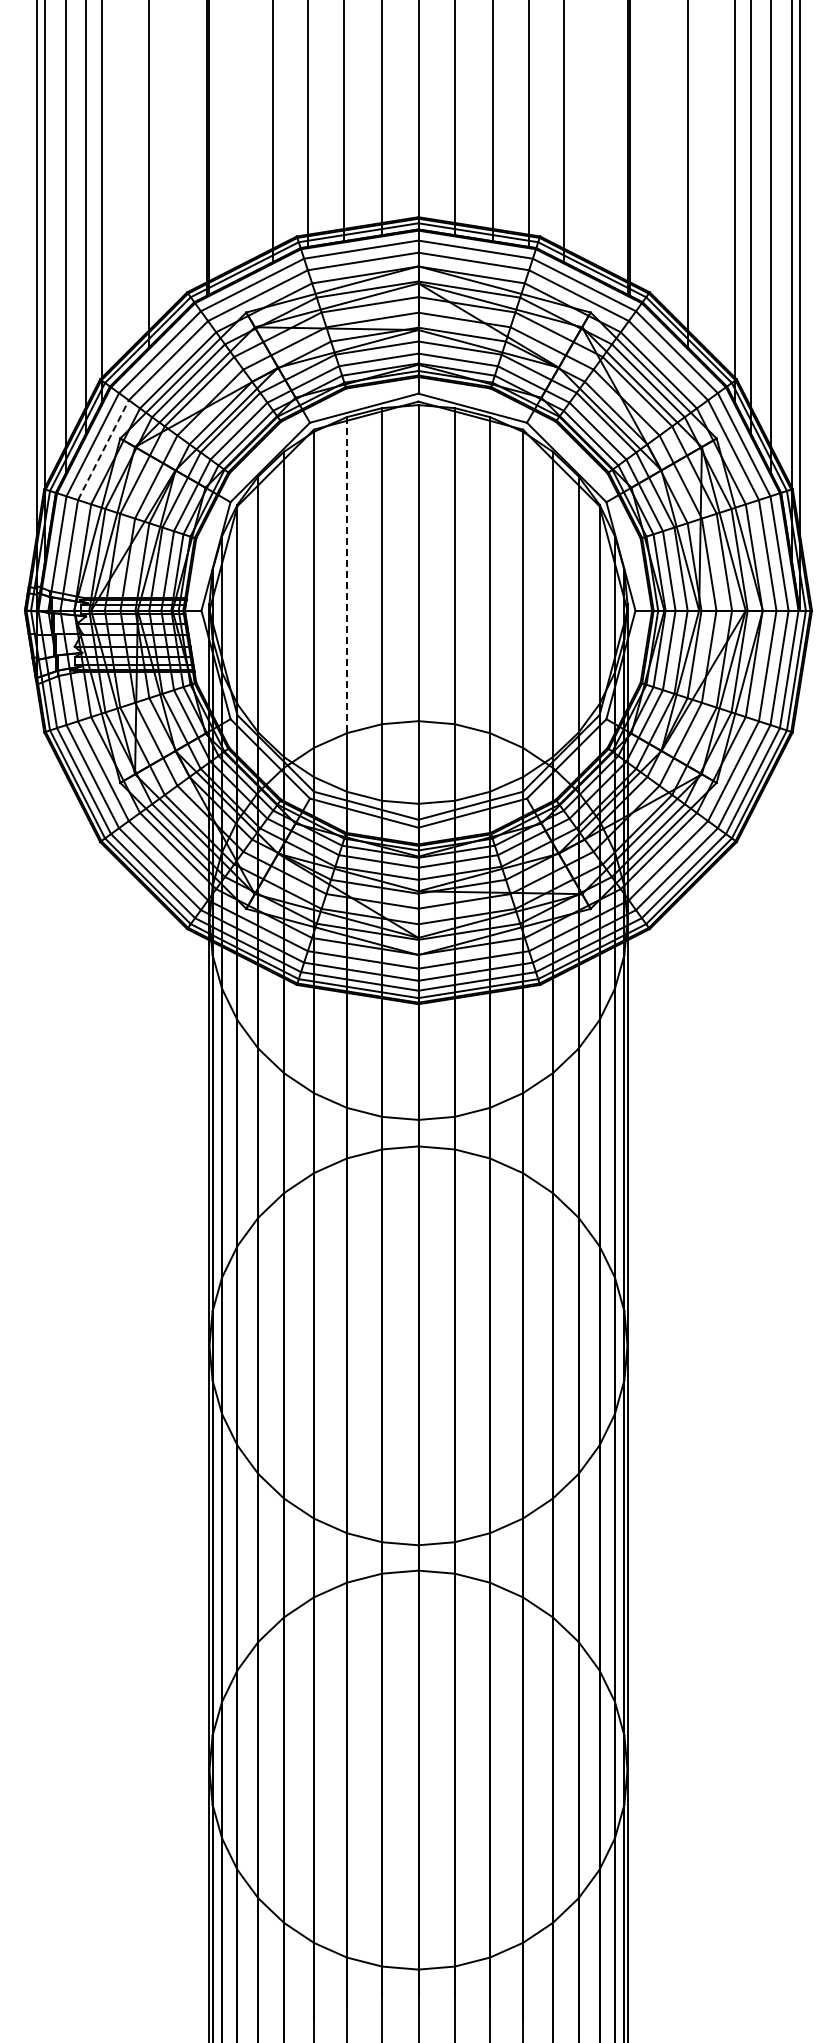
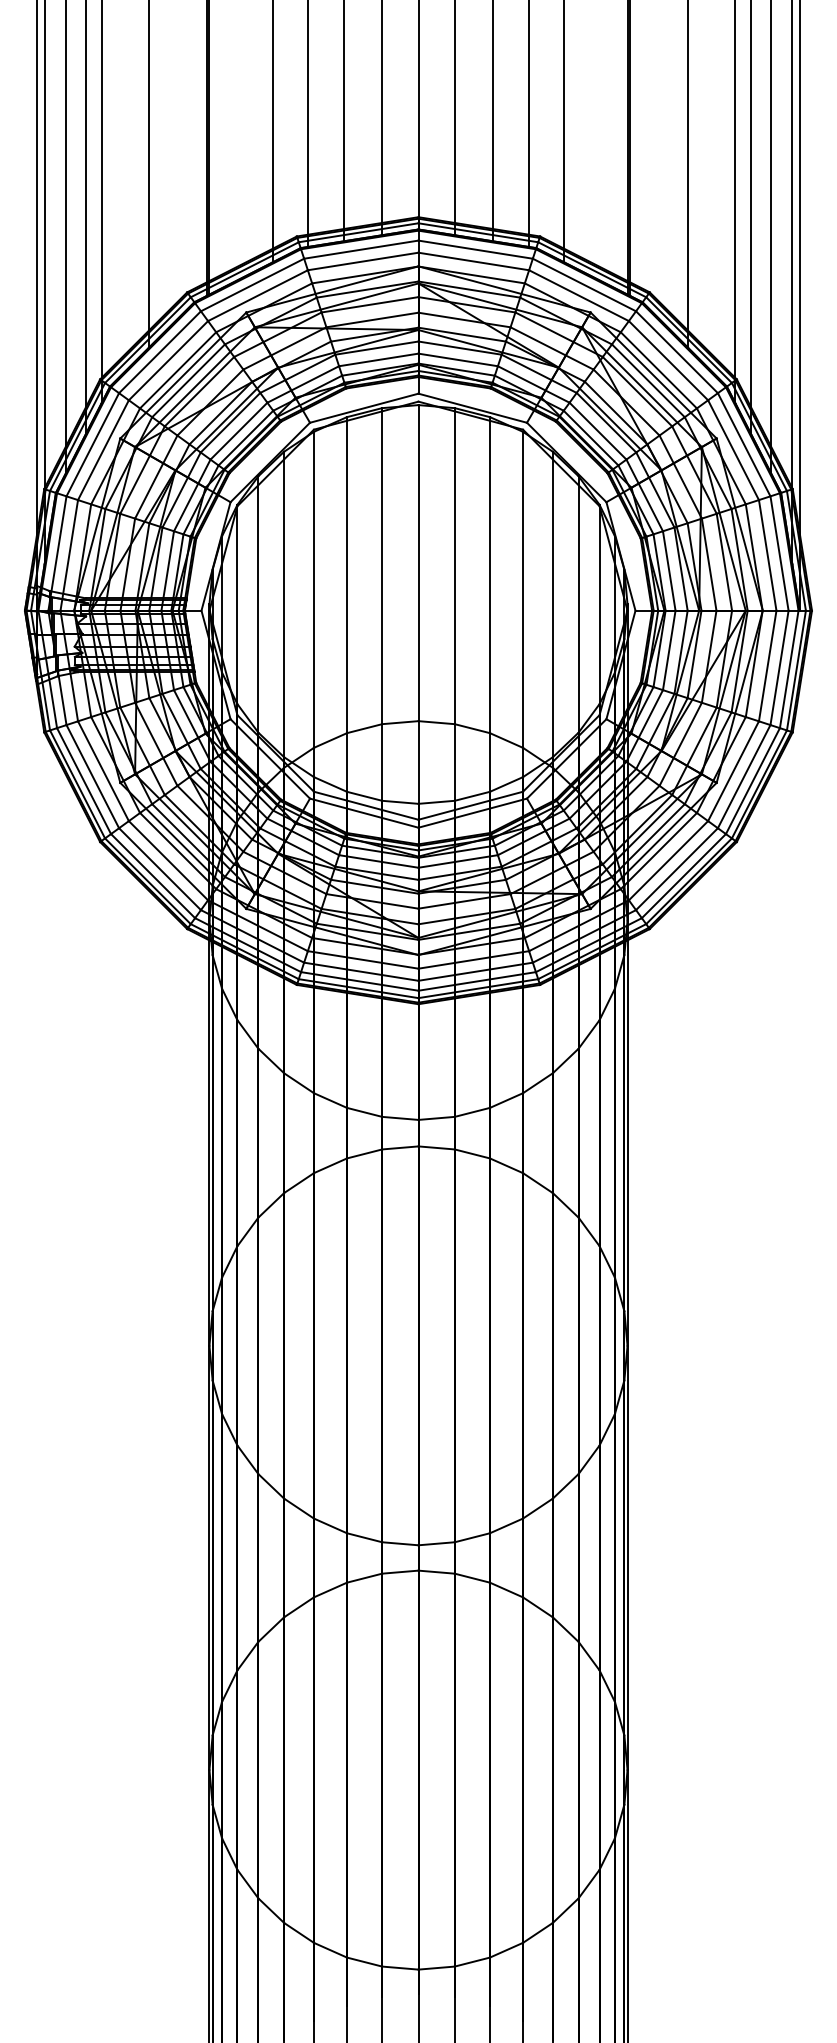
line: dashed -> solid (103, 449)
line: dashed -> solid (346, 575)
